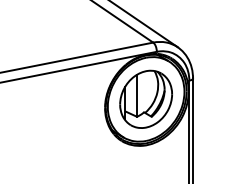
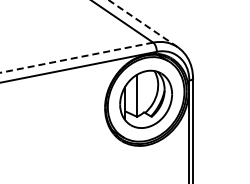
line: solid -> dashed (143, 23)
line: solid -> dashed (76, 57)
